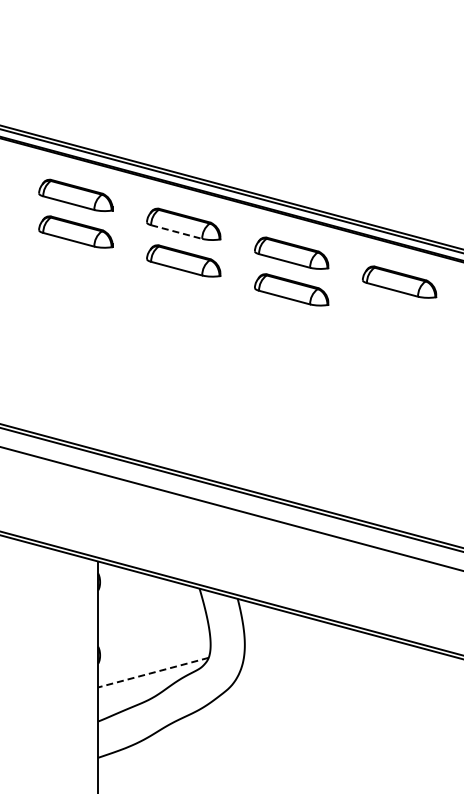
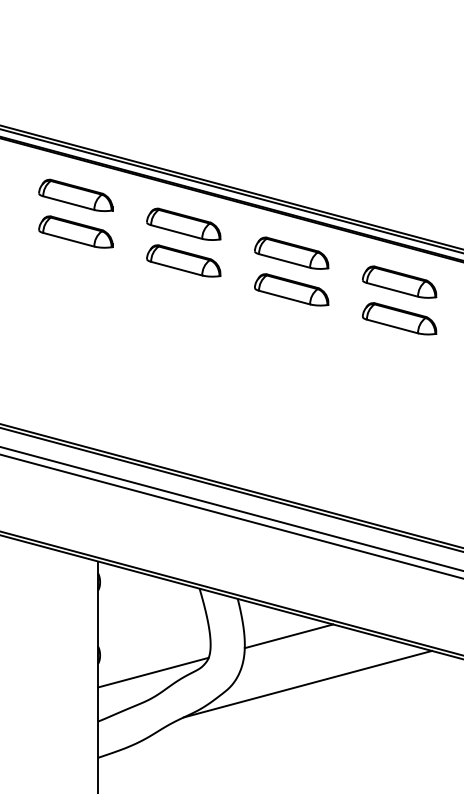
line: dashed -> solid (177, 232)
part: none -> present (399, 318)
line: none -> present (231, 516)
line: none -> present (288, 636)
line: dashed -> solid (153, 672)
line: none -> present (307, 683)
